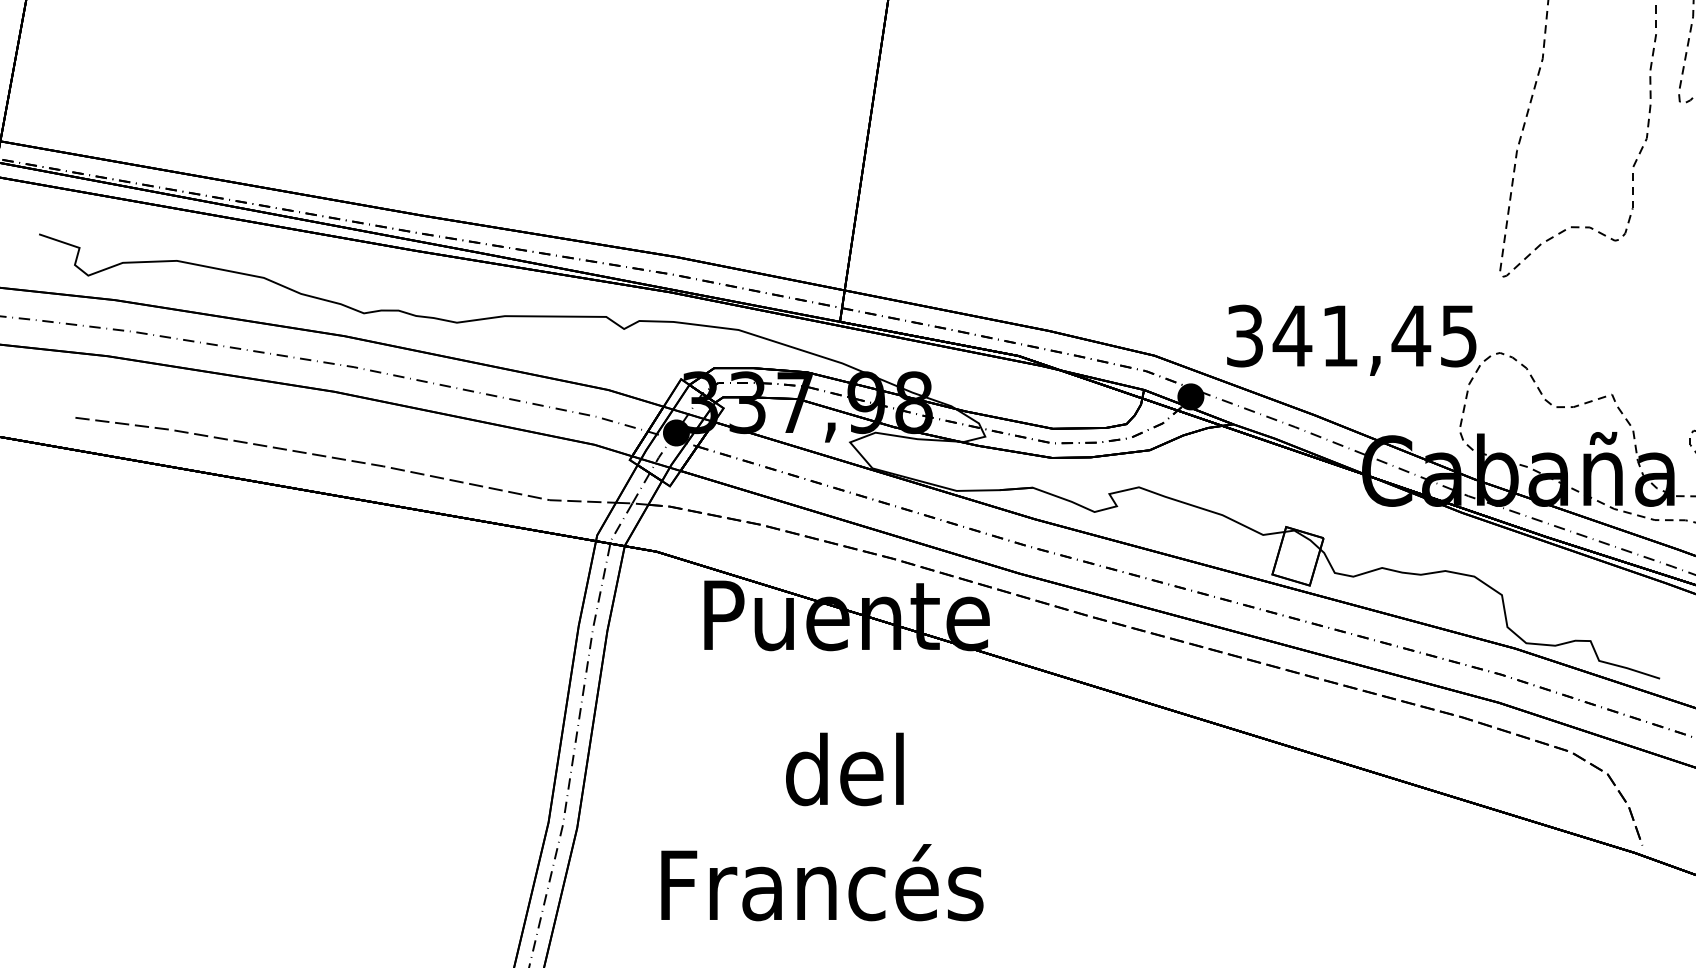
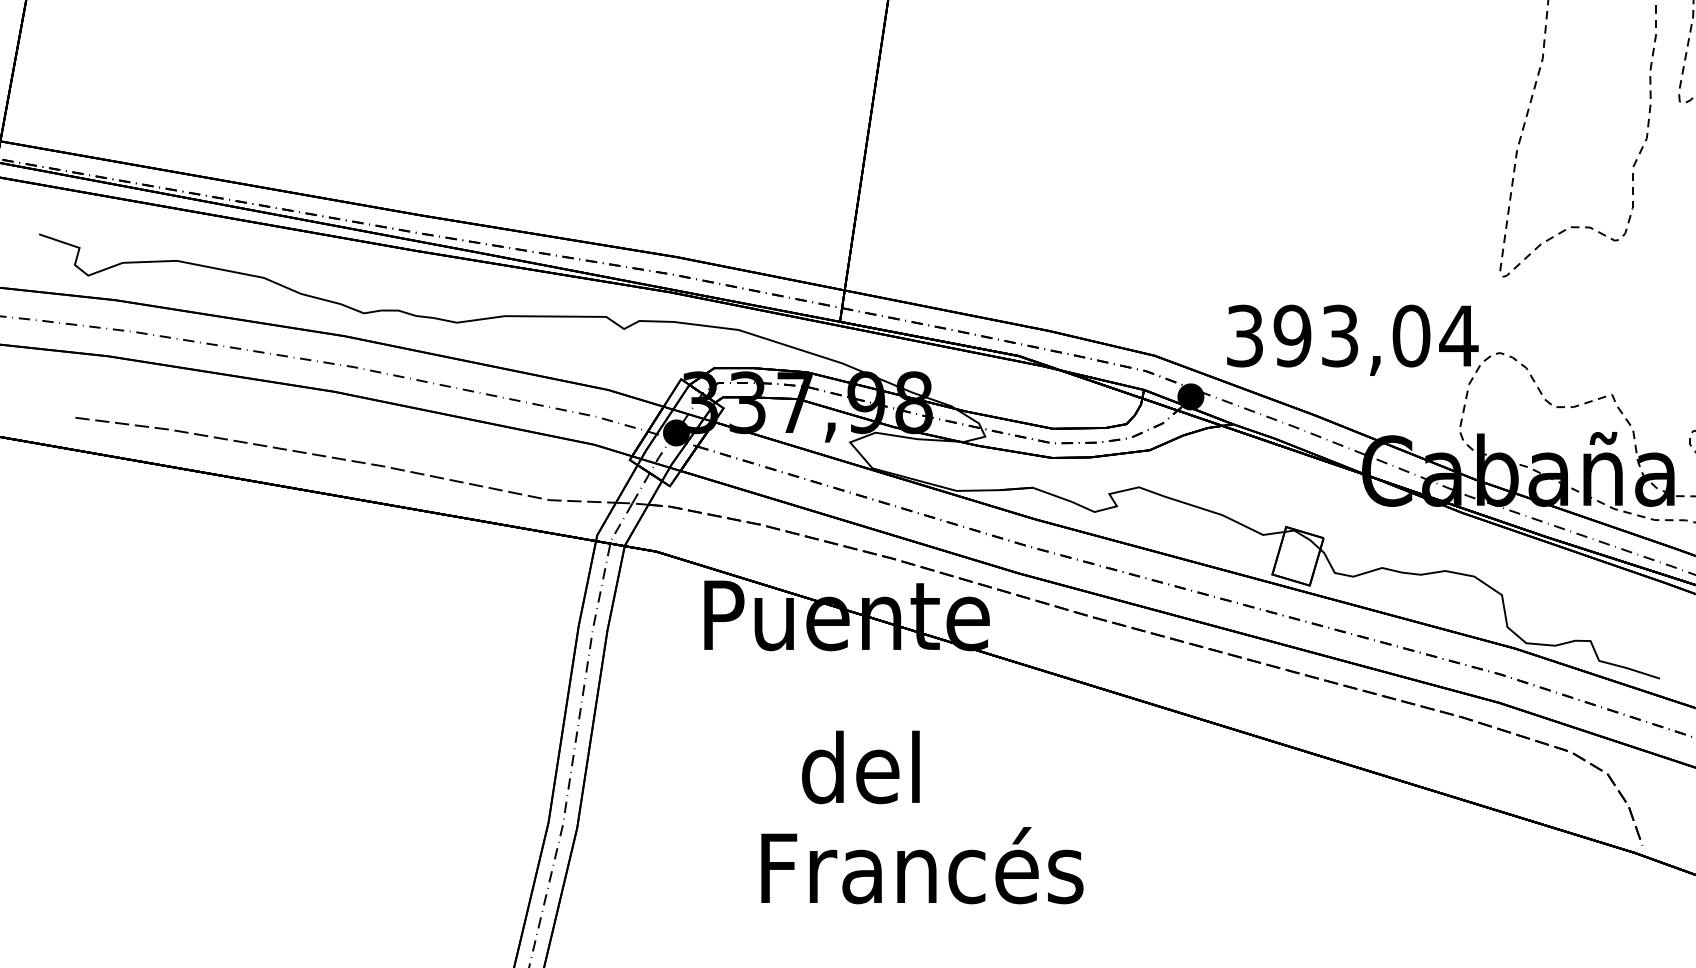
text: 341,45 -> 393,04 (1375, 335)
text position: (844, 769) -> (860, 767) (860, 767)
text position: (822, 882) -> (922, 865) (922, 865)
